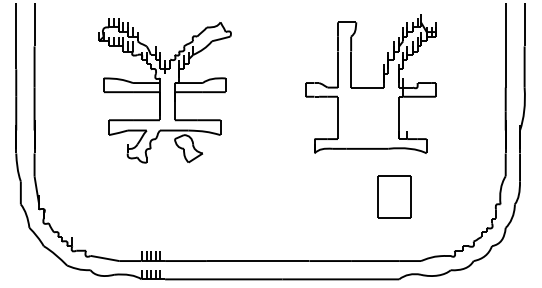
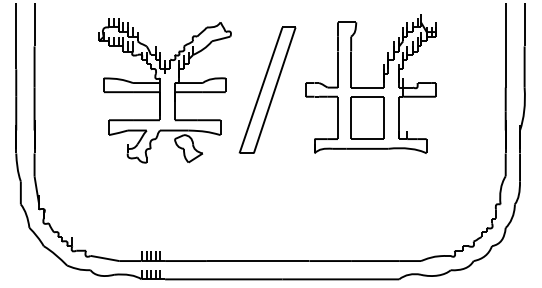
part: none -> present (267, 89)
part position: (394, 196) -> (367, 117) (367, 117)
